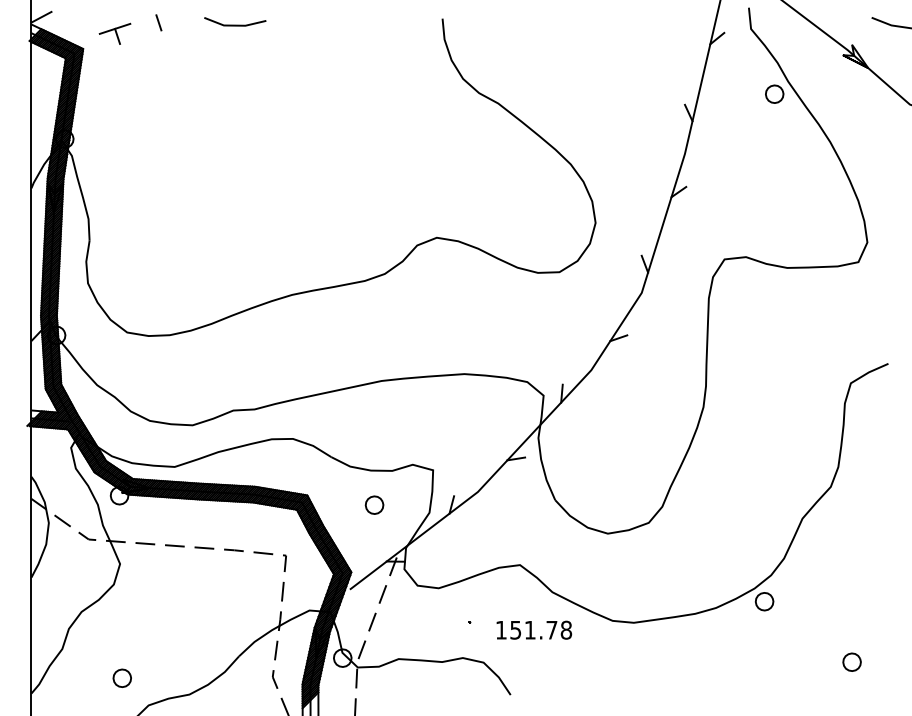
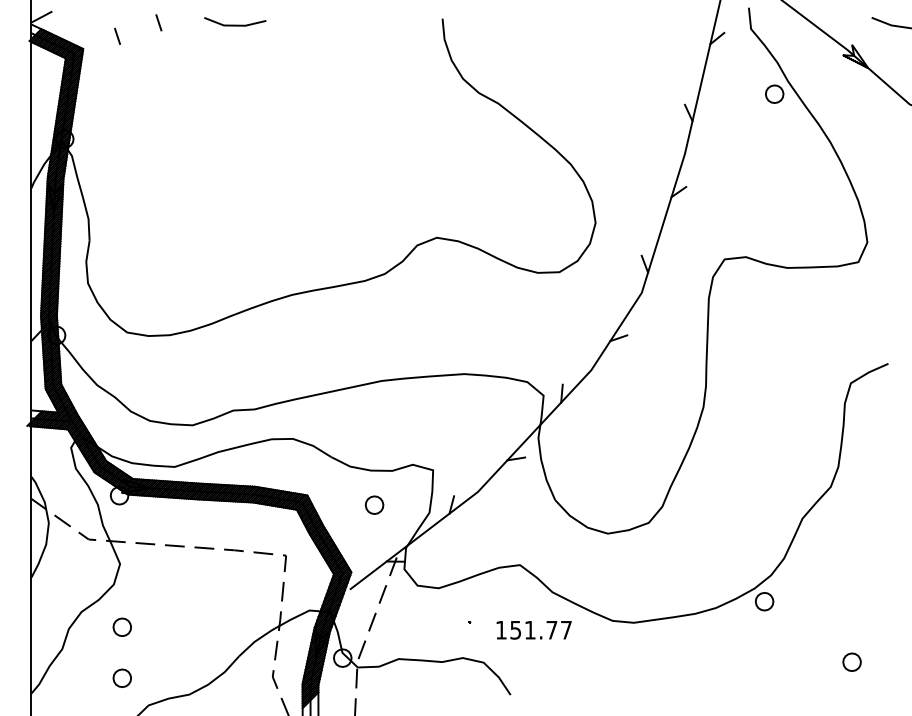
line: present -> none (114, 28)
part: none -> present (121, 626)
text: 151.78 -> 151.77 (566, 629)
